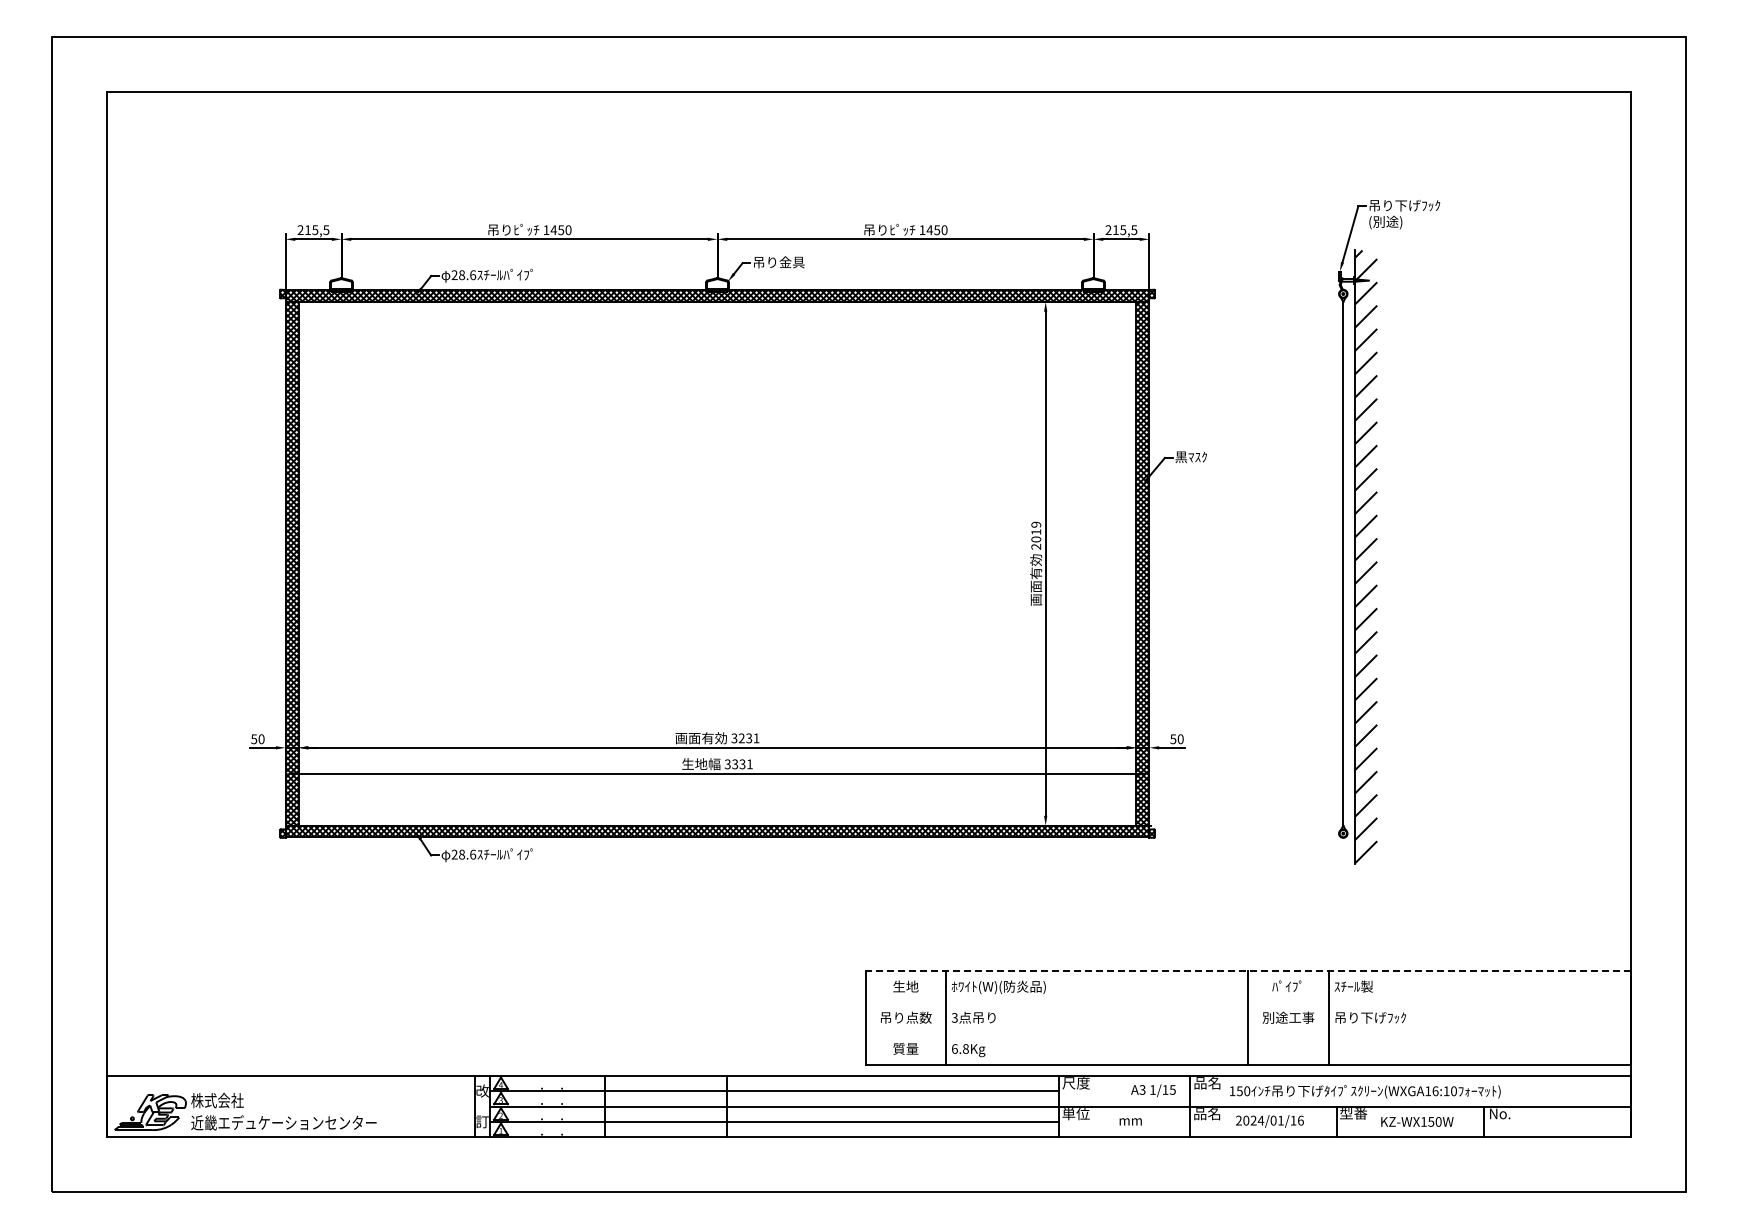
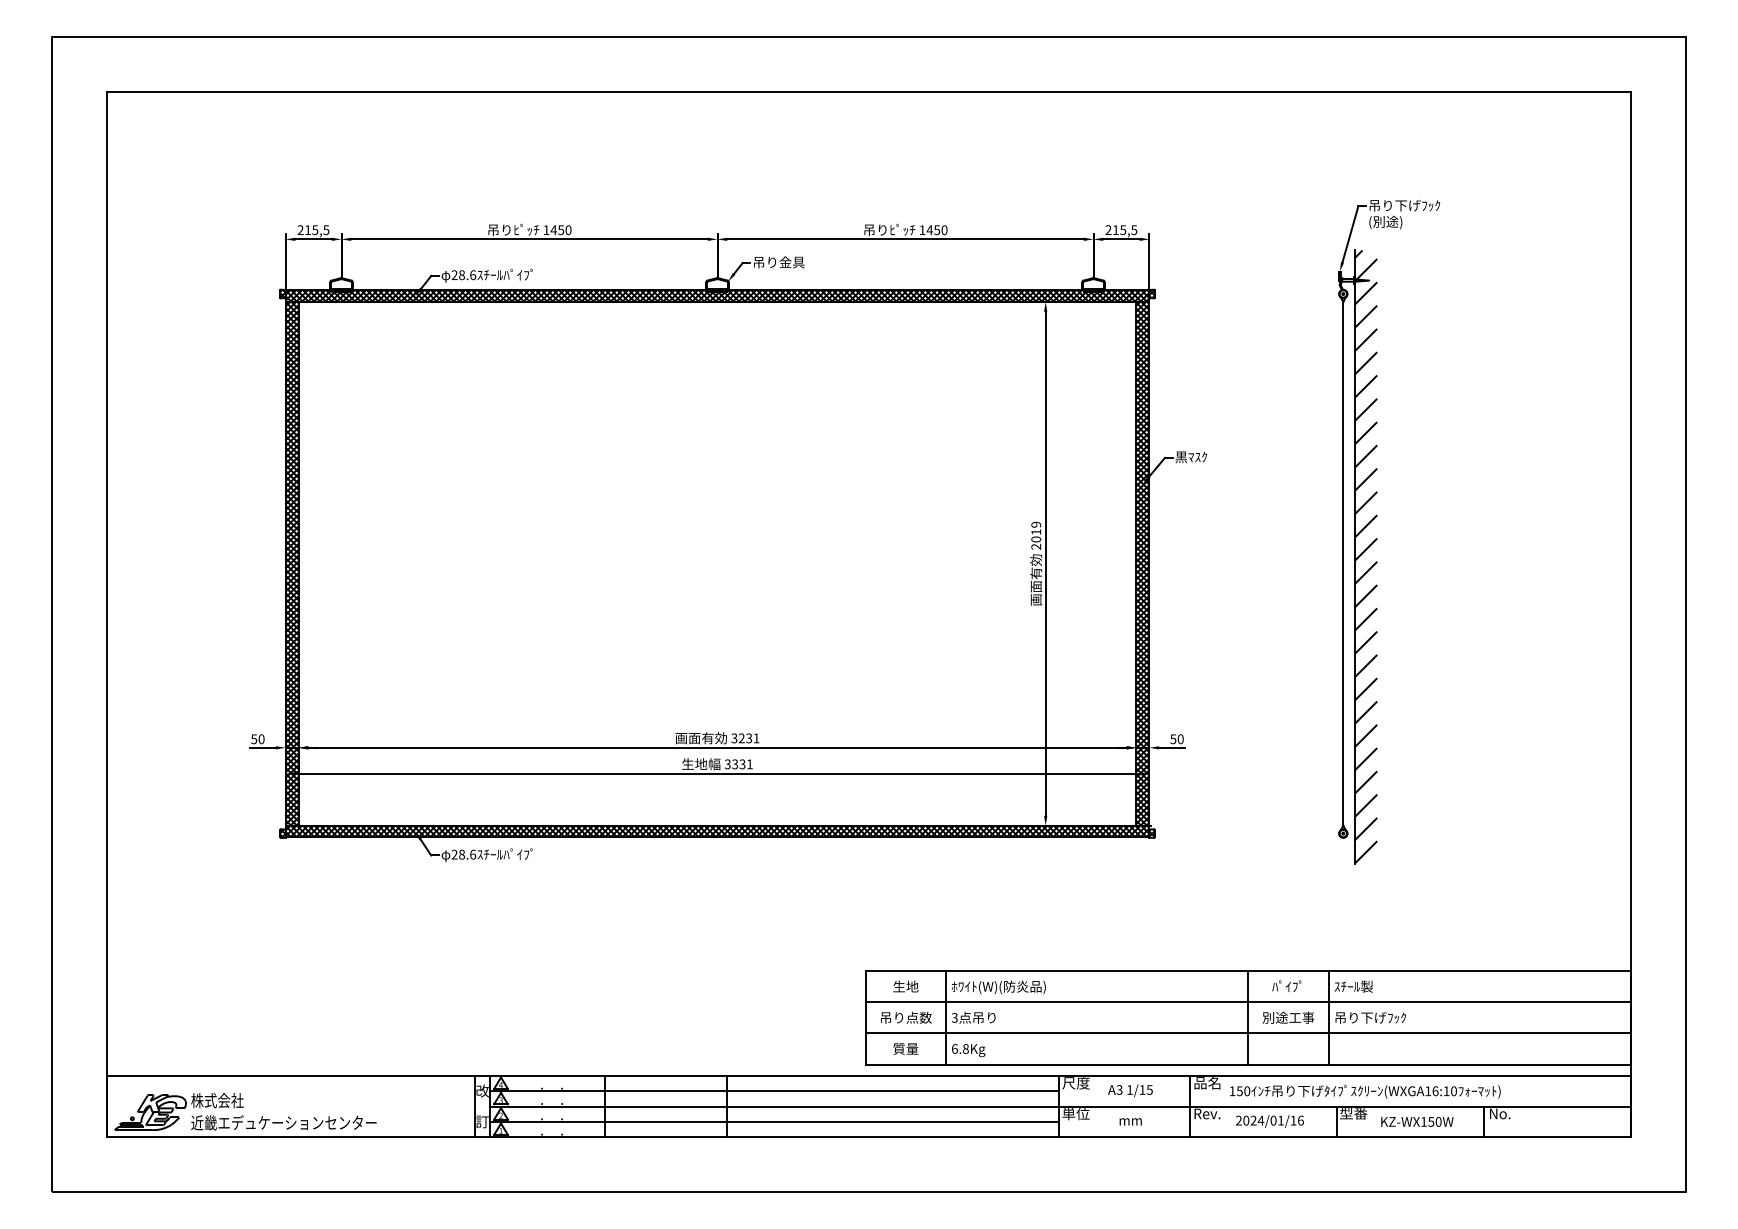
line: dashed -> solid (1248, 971)
line: none -> present (1248, 1002)
line: none -> present (1248, 1033)
text position: (1153, 1090) -> (1130, 1090) (1130, 1090)
text: 品名 -> Rev. (1207, 1114)
